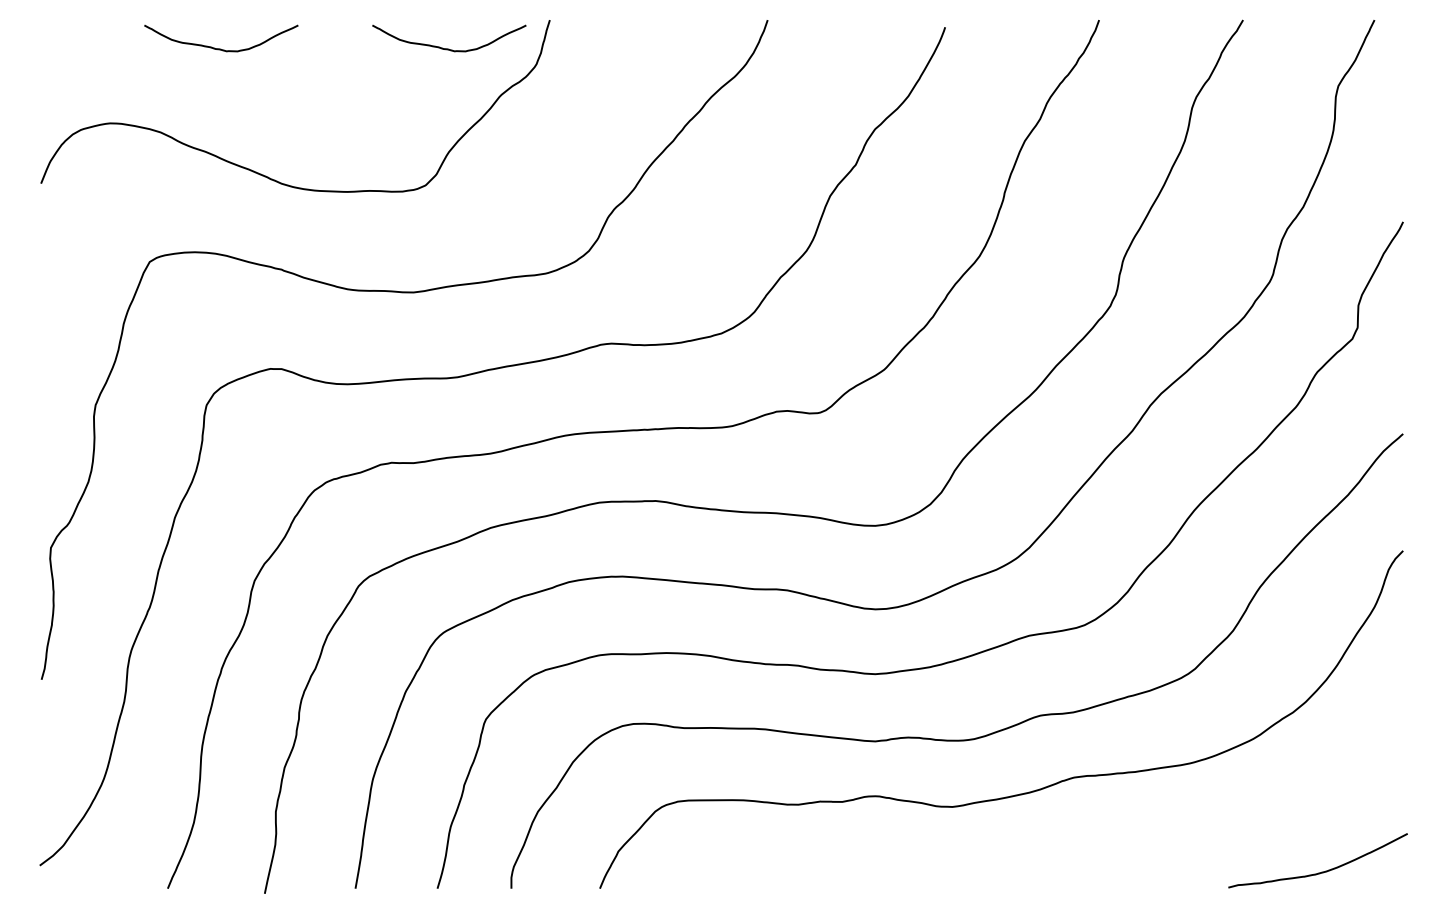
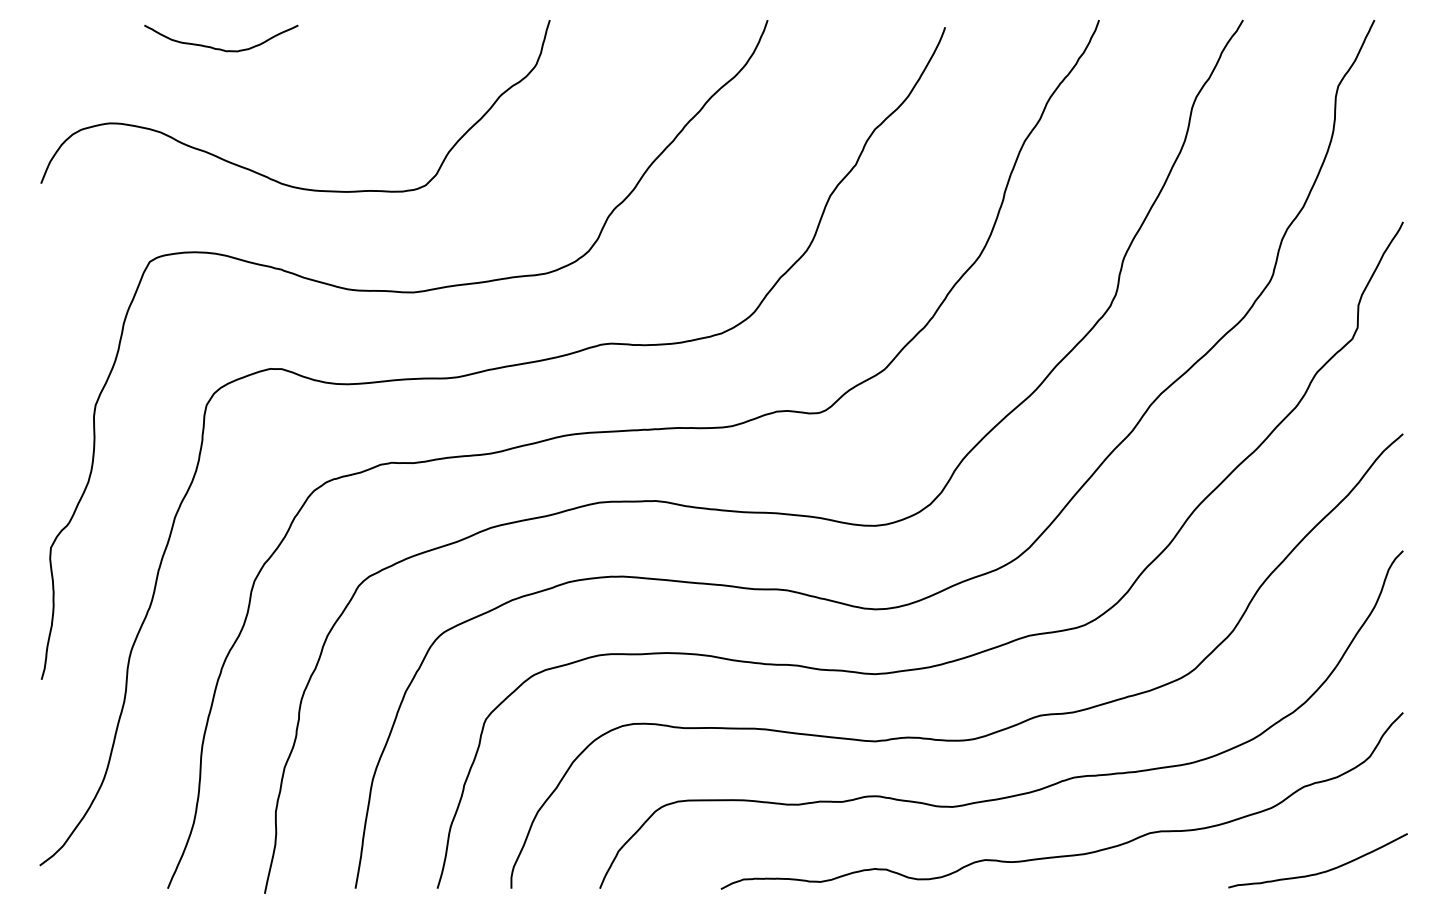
curve: present -> none (448, 48)
curve: none -> present (1069, 854)
